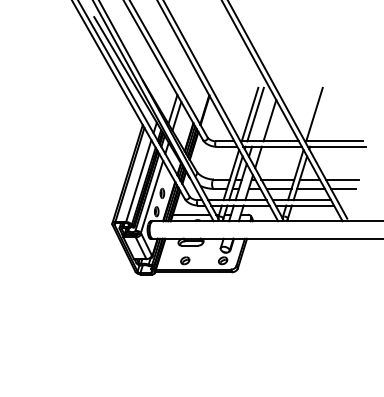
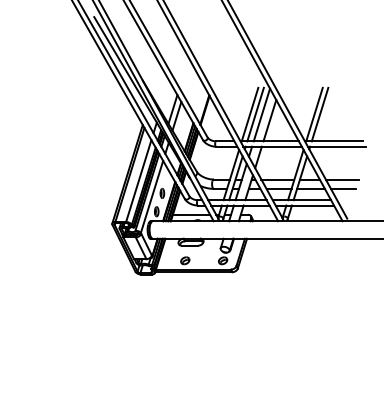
line: none -> present (261, 114)
line: none -> present (319, 114)
